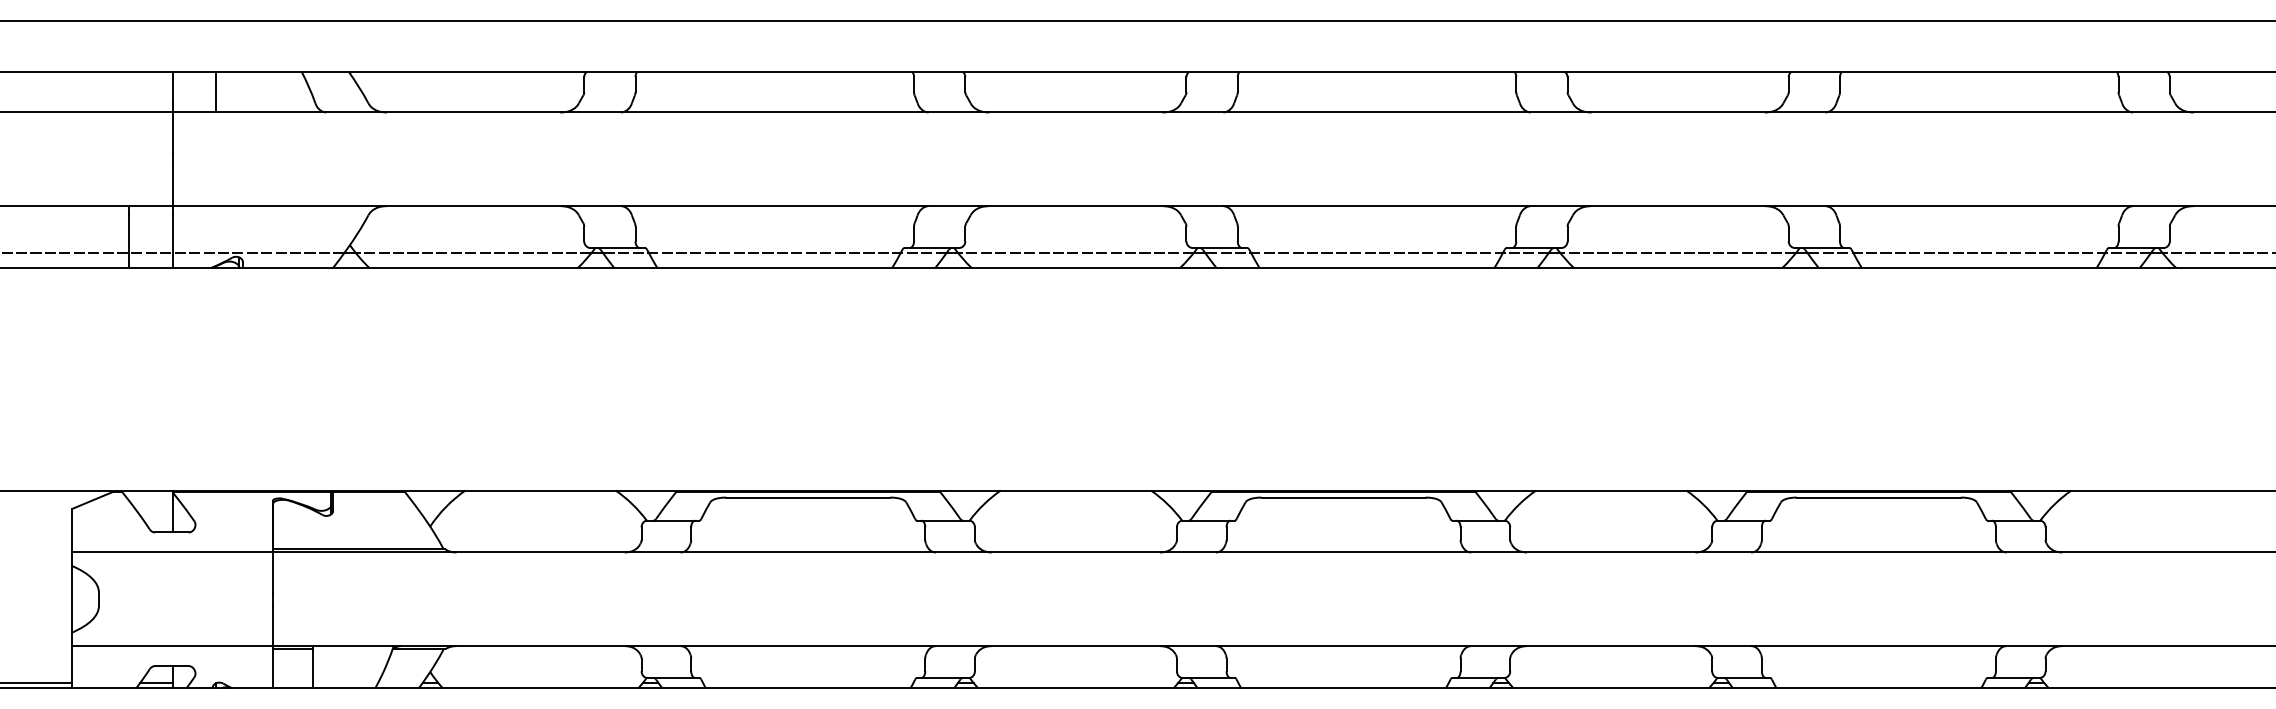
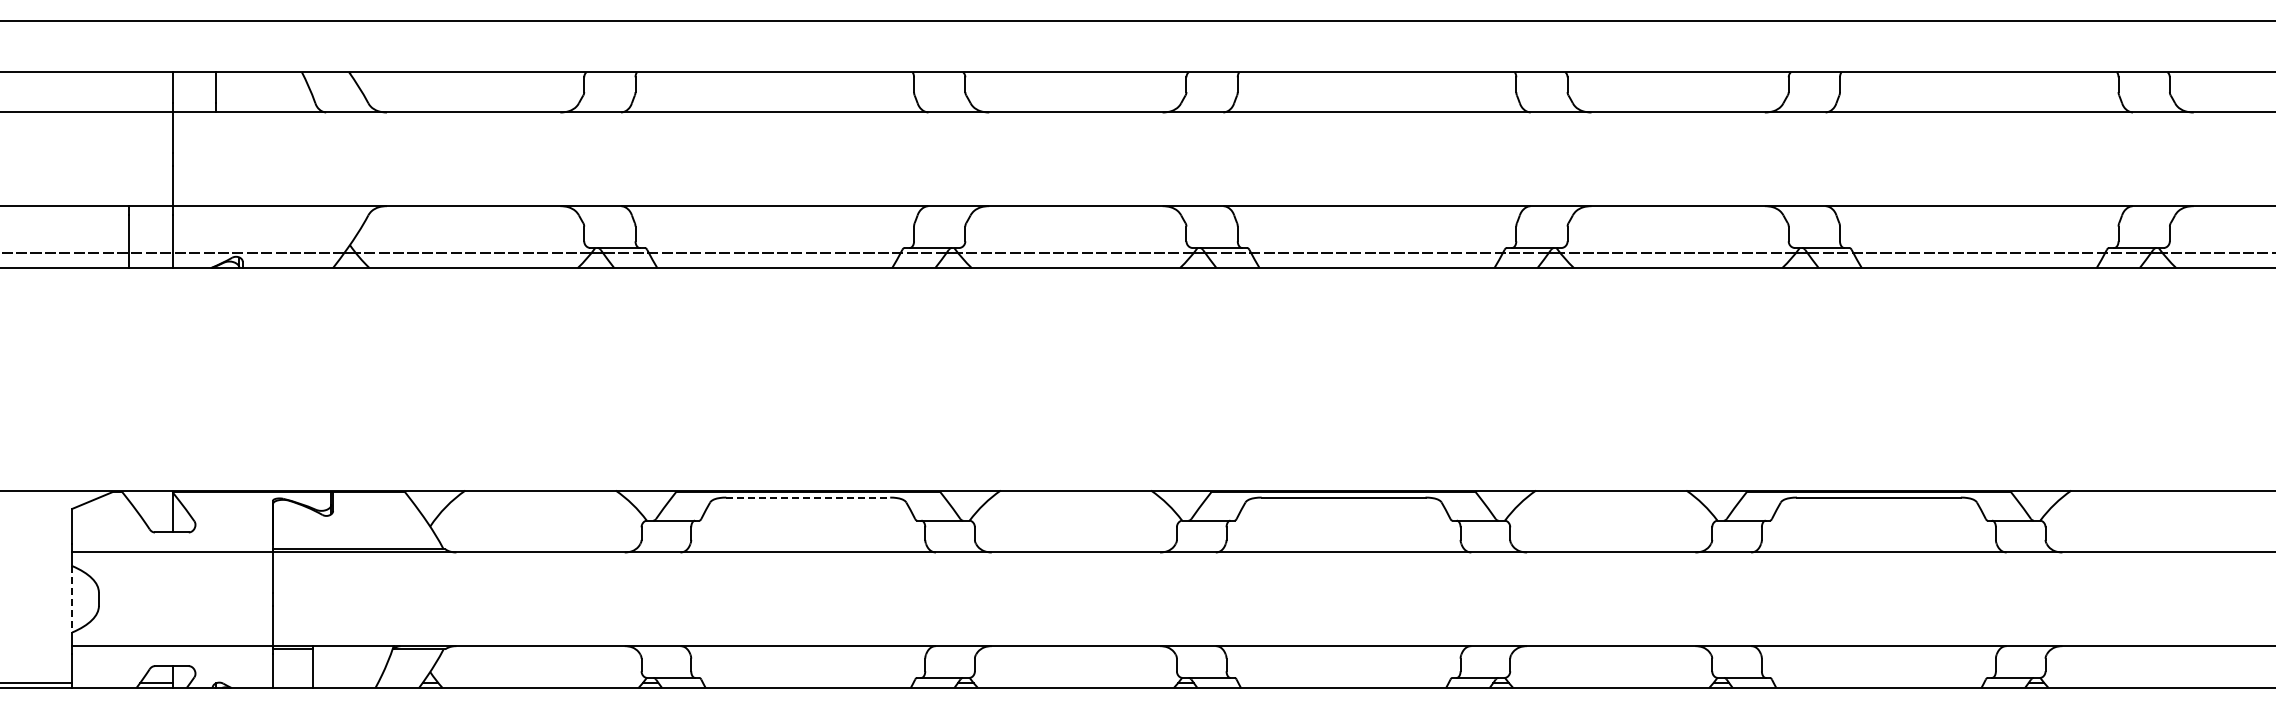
line: solid -> dashed (808, 497)
line: solid -> dashed (72, 599)
